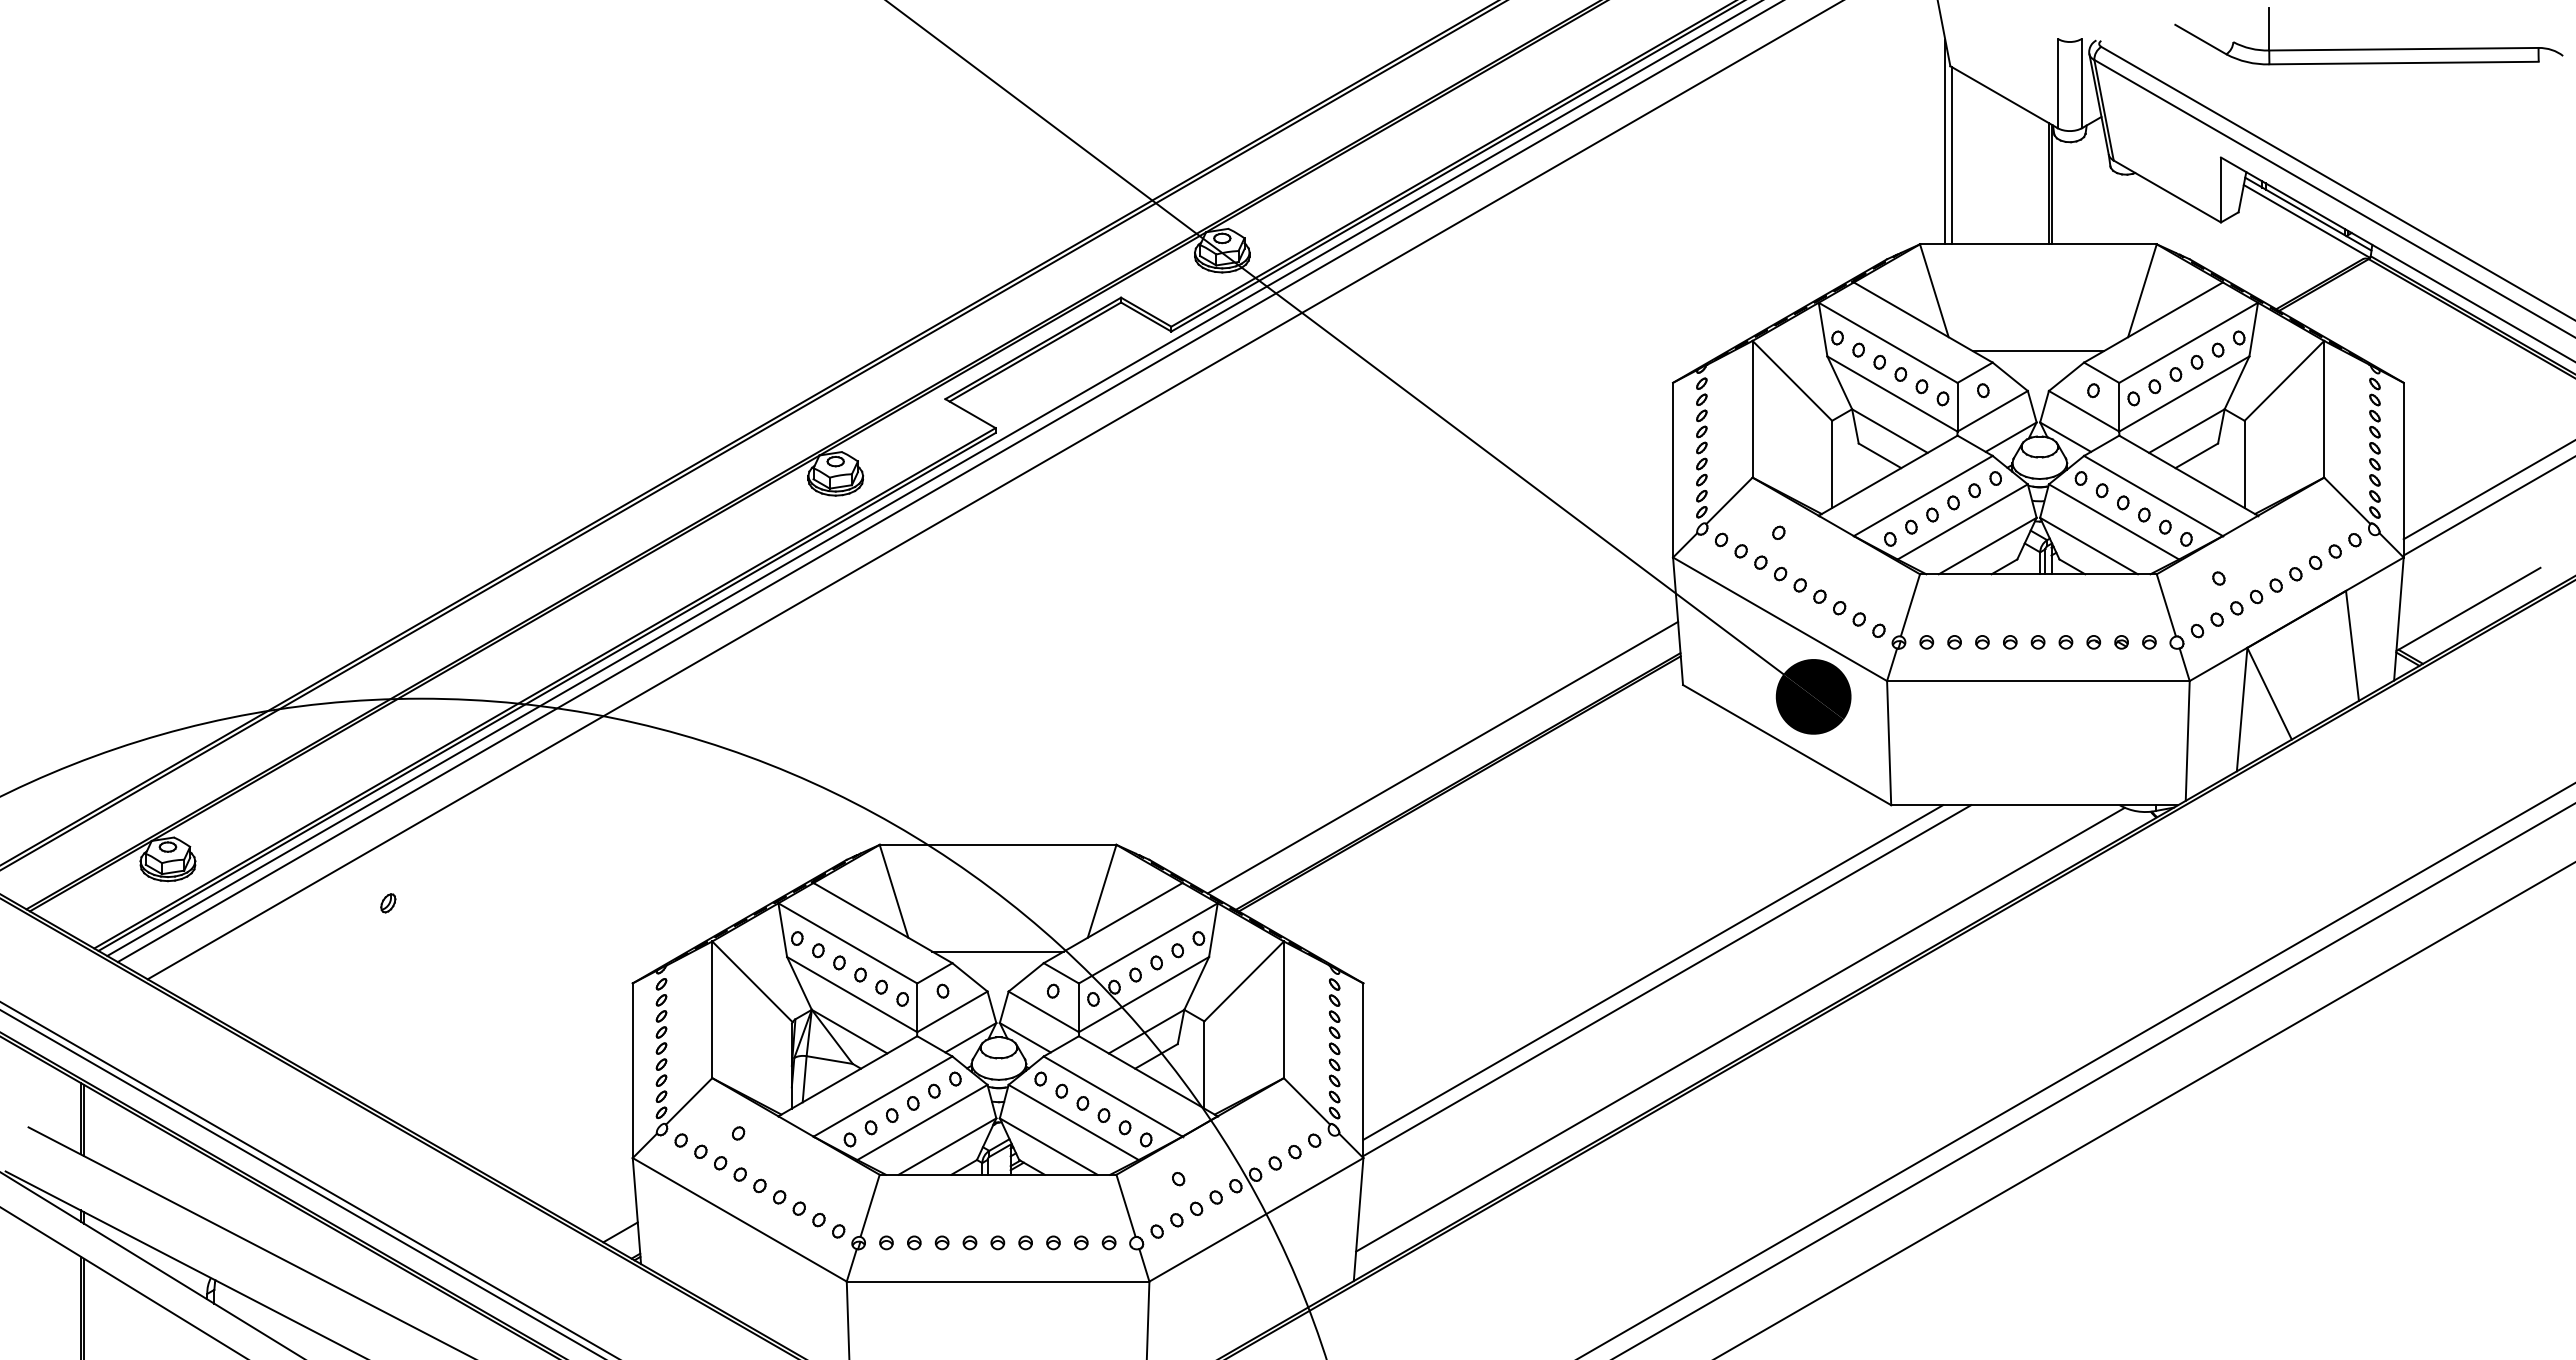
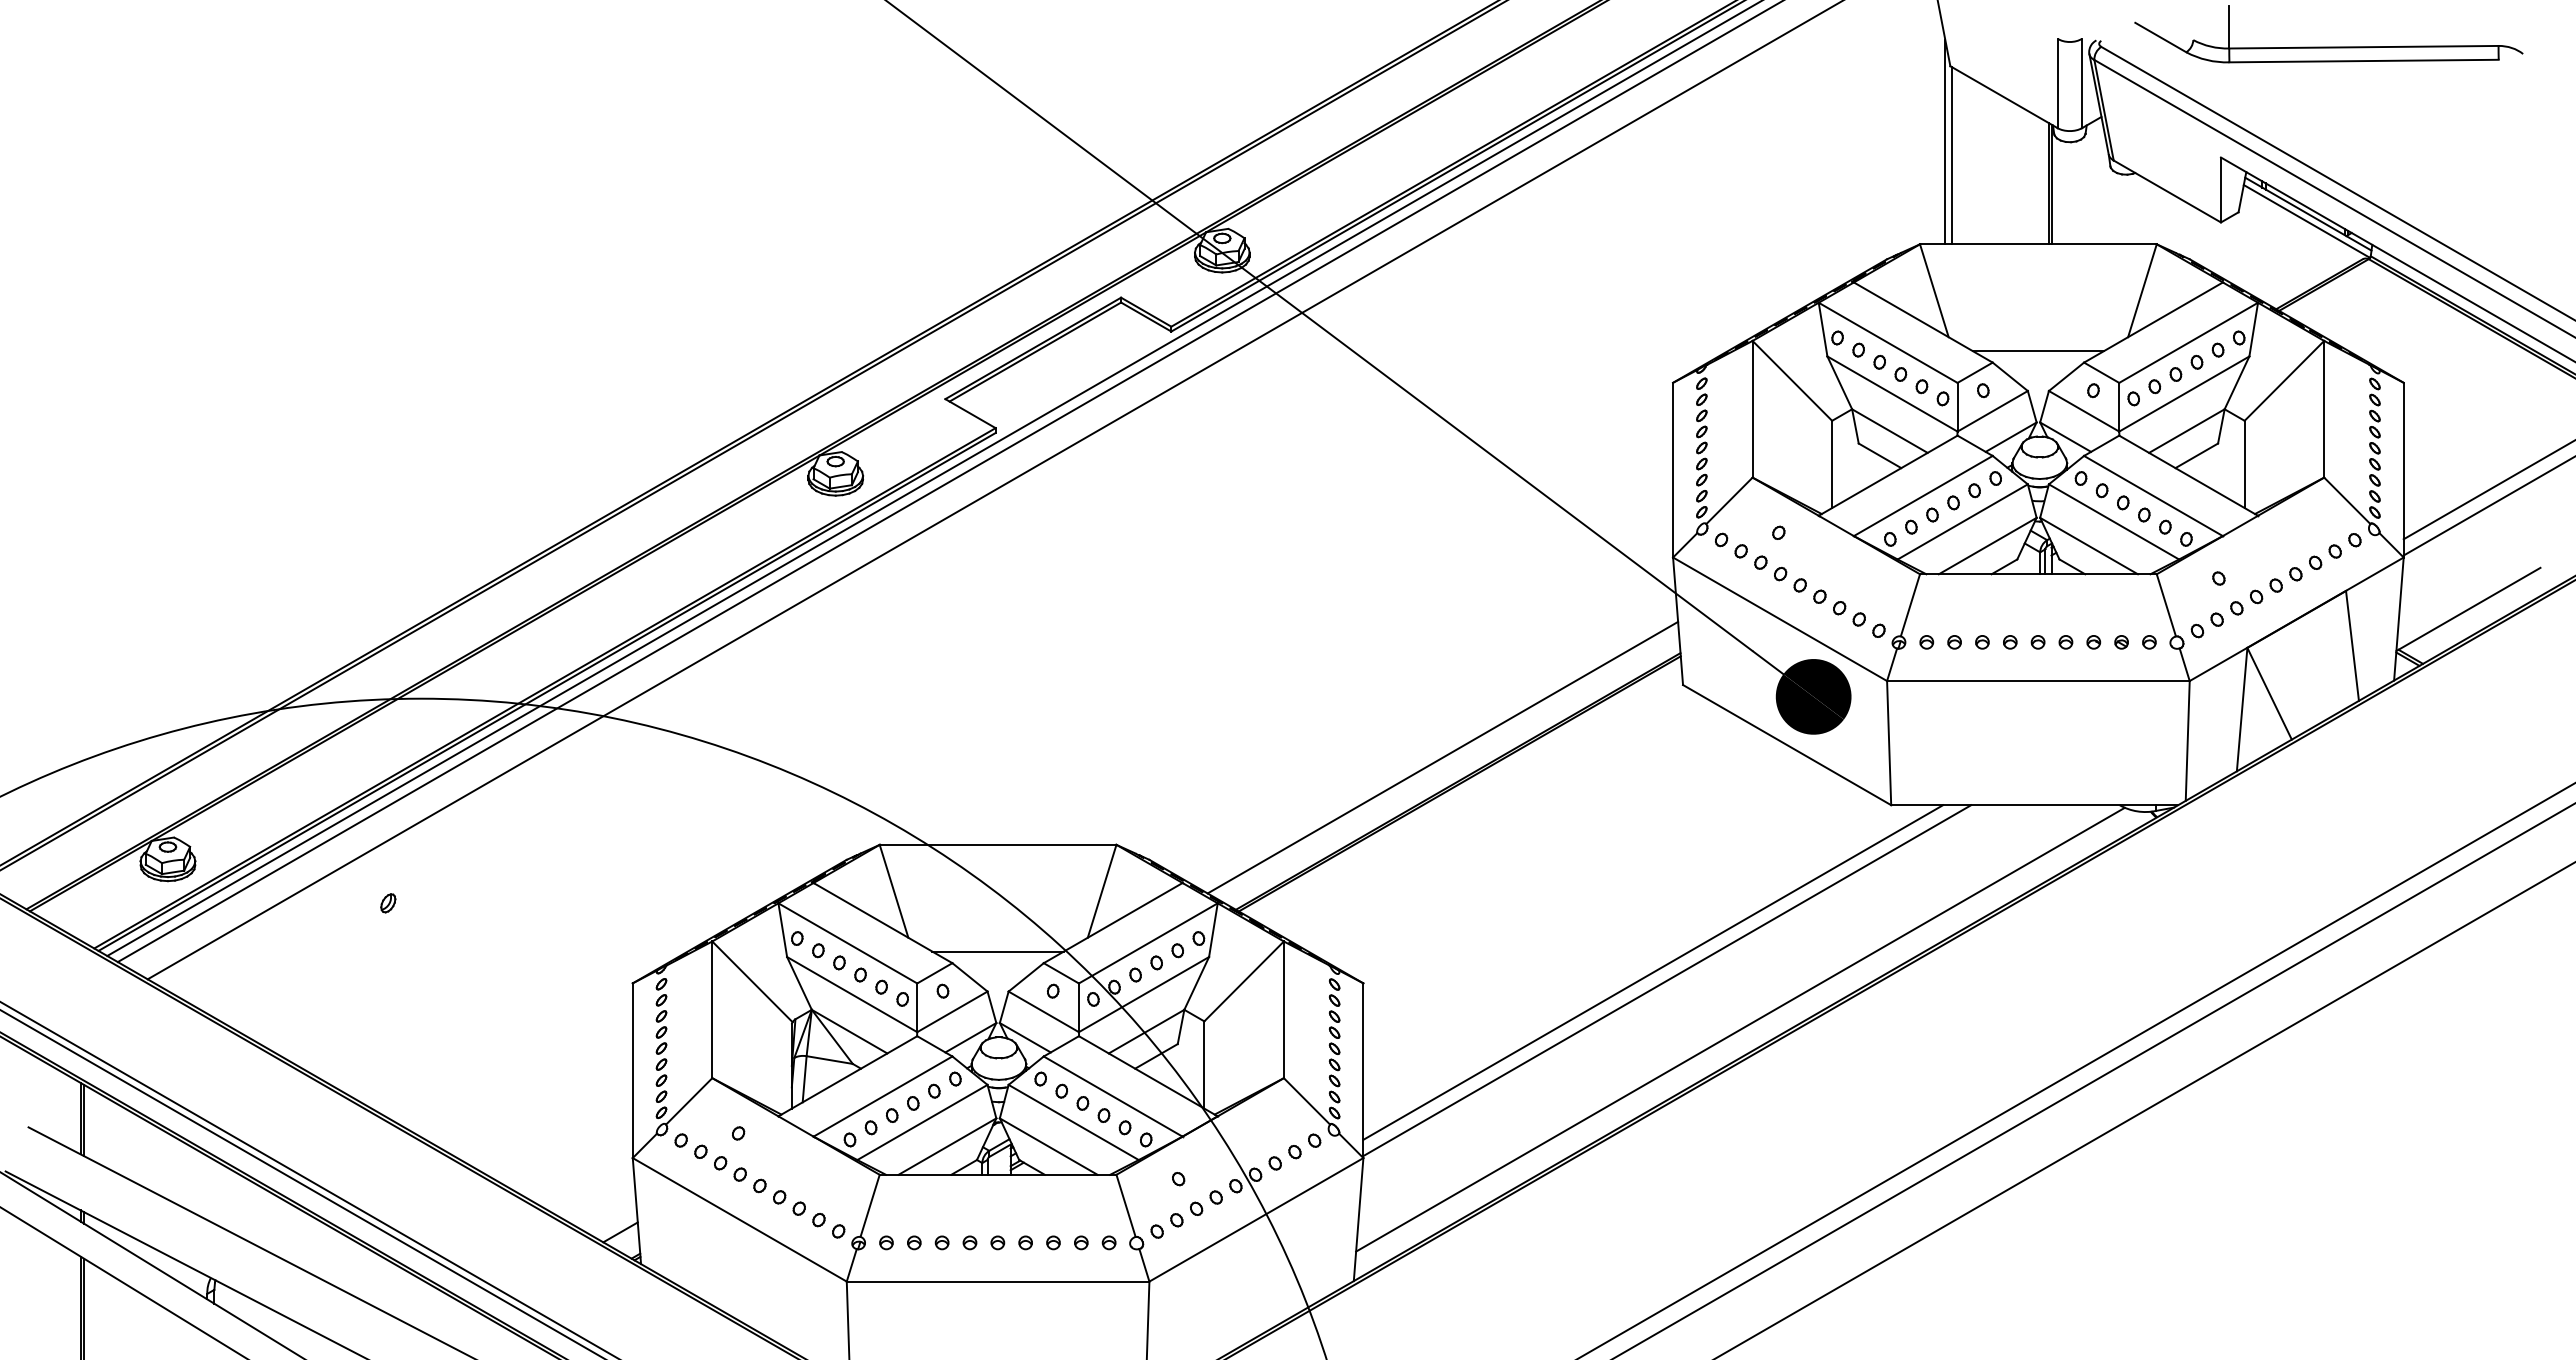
part position: (2368, 48) -> (2328, 46) (2328, 46)
